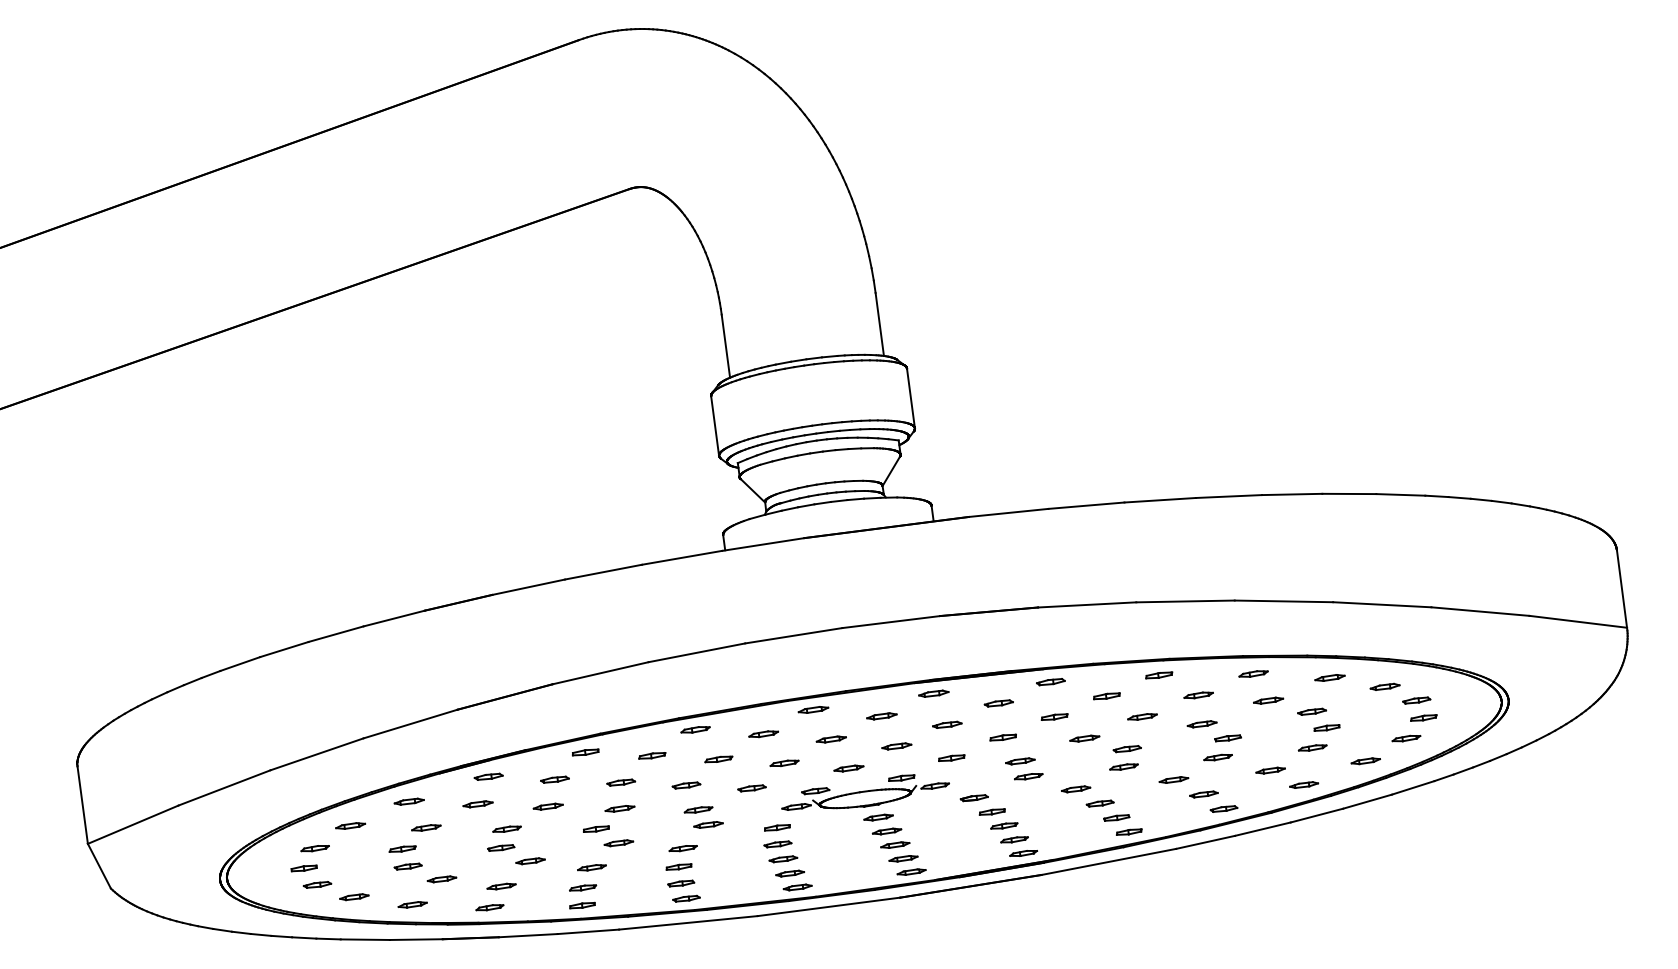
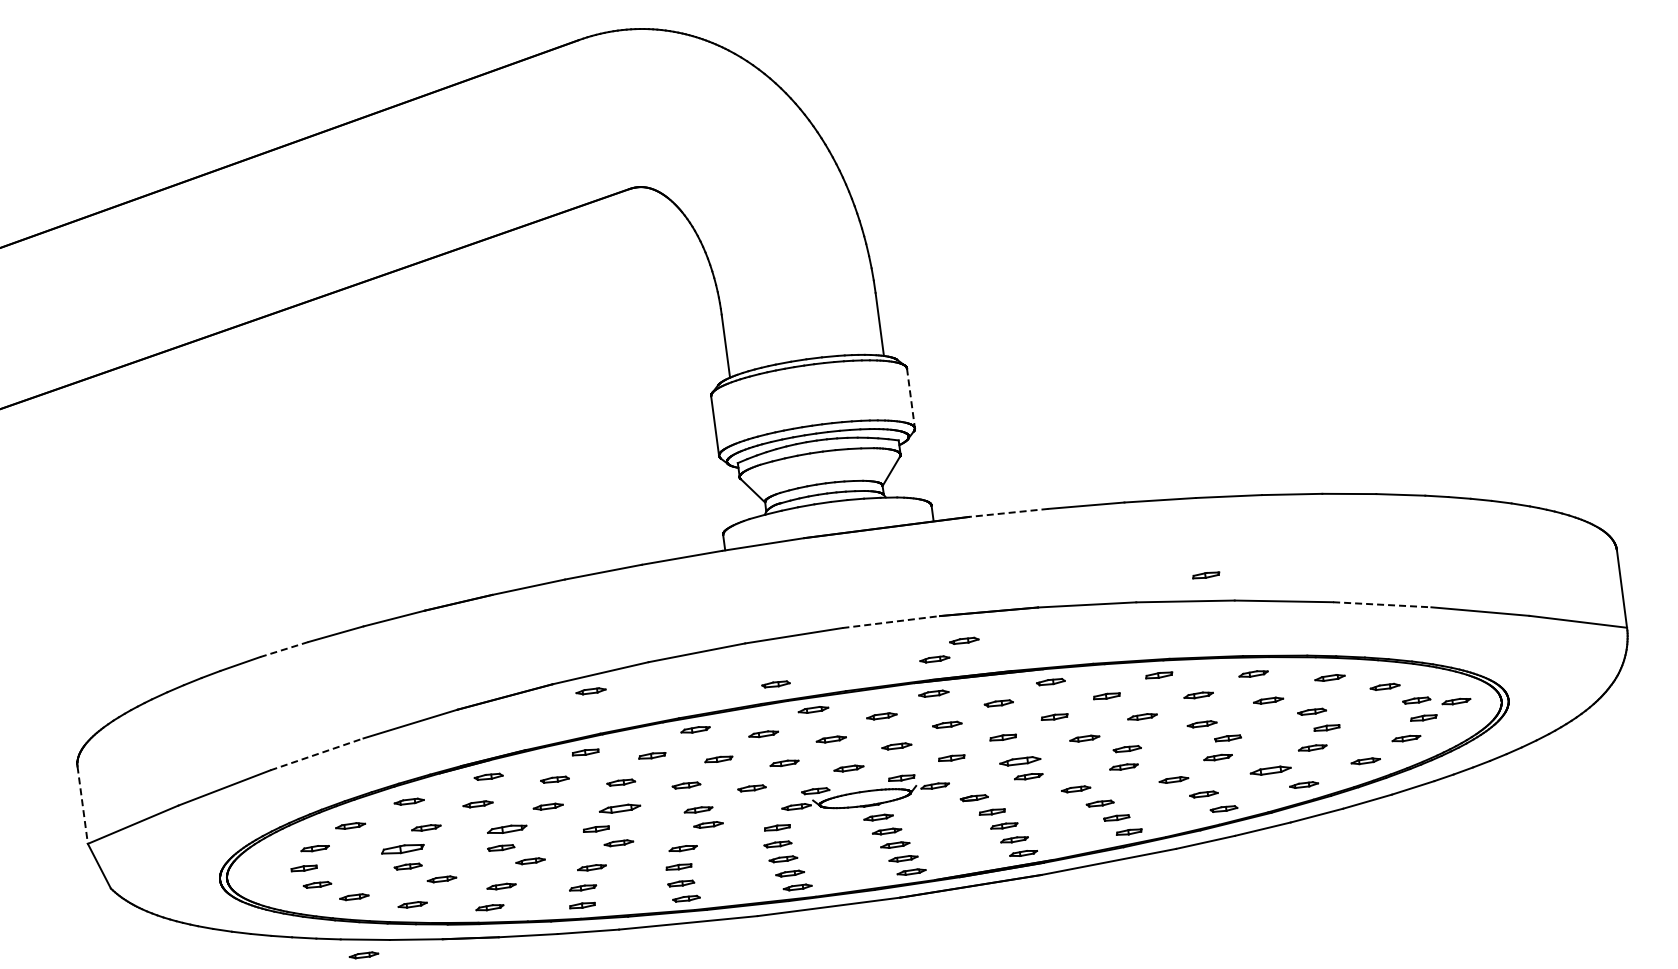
line: solid -> dashed (911, 398)
line: solid -> dashed (1008, 512)
part: none -> present (1206, 575)
line: solid -> dashed (1382, 604)
line: solid -> dashed (891, 622)
part: none -> present (964, 640)
line: solid -> dashed (283, 649)
part: none -> present (934, 659)
part: none -> present (775, 684)
part: none -> present (590, 691)
part: none -> present (1456, 701)
line: solid -> dashed (317, 754)
part size: 31x9 px -> 43x11 px (1020, 761)
part size: 31x9 px -> 43x11 px (1270, 770)
line: solid -> dashed (82, 805)
part size: 32x8 px -> 44x11 px (619, 808)
part size: 30x8 px -> 41x10 px (507, 828)
part size: 29x8 px -> 44x12 px (402, 848)
part: none -> present (363, 955)
